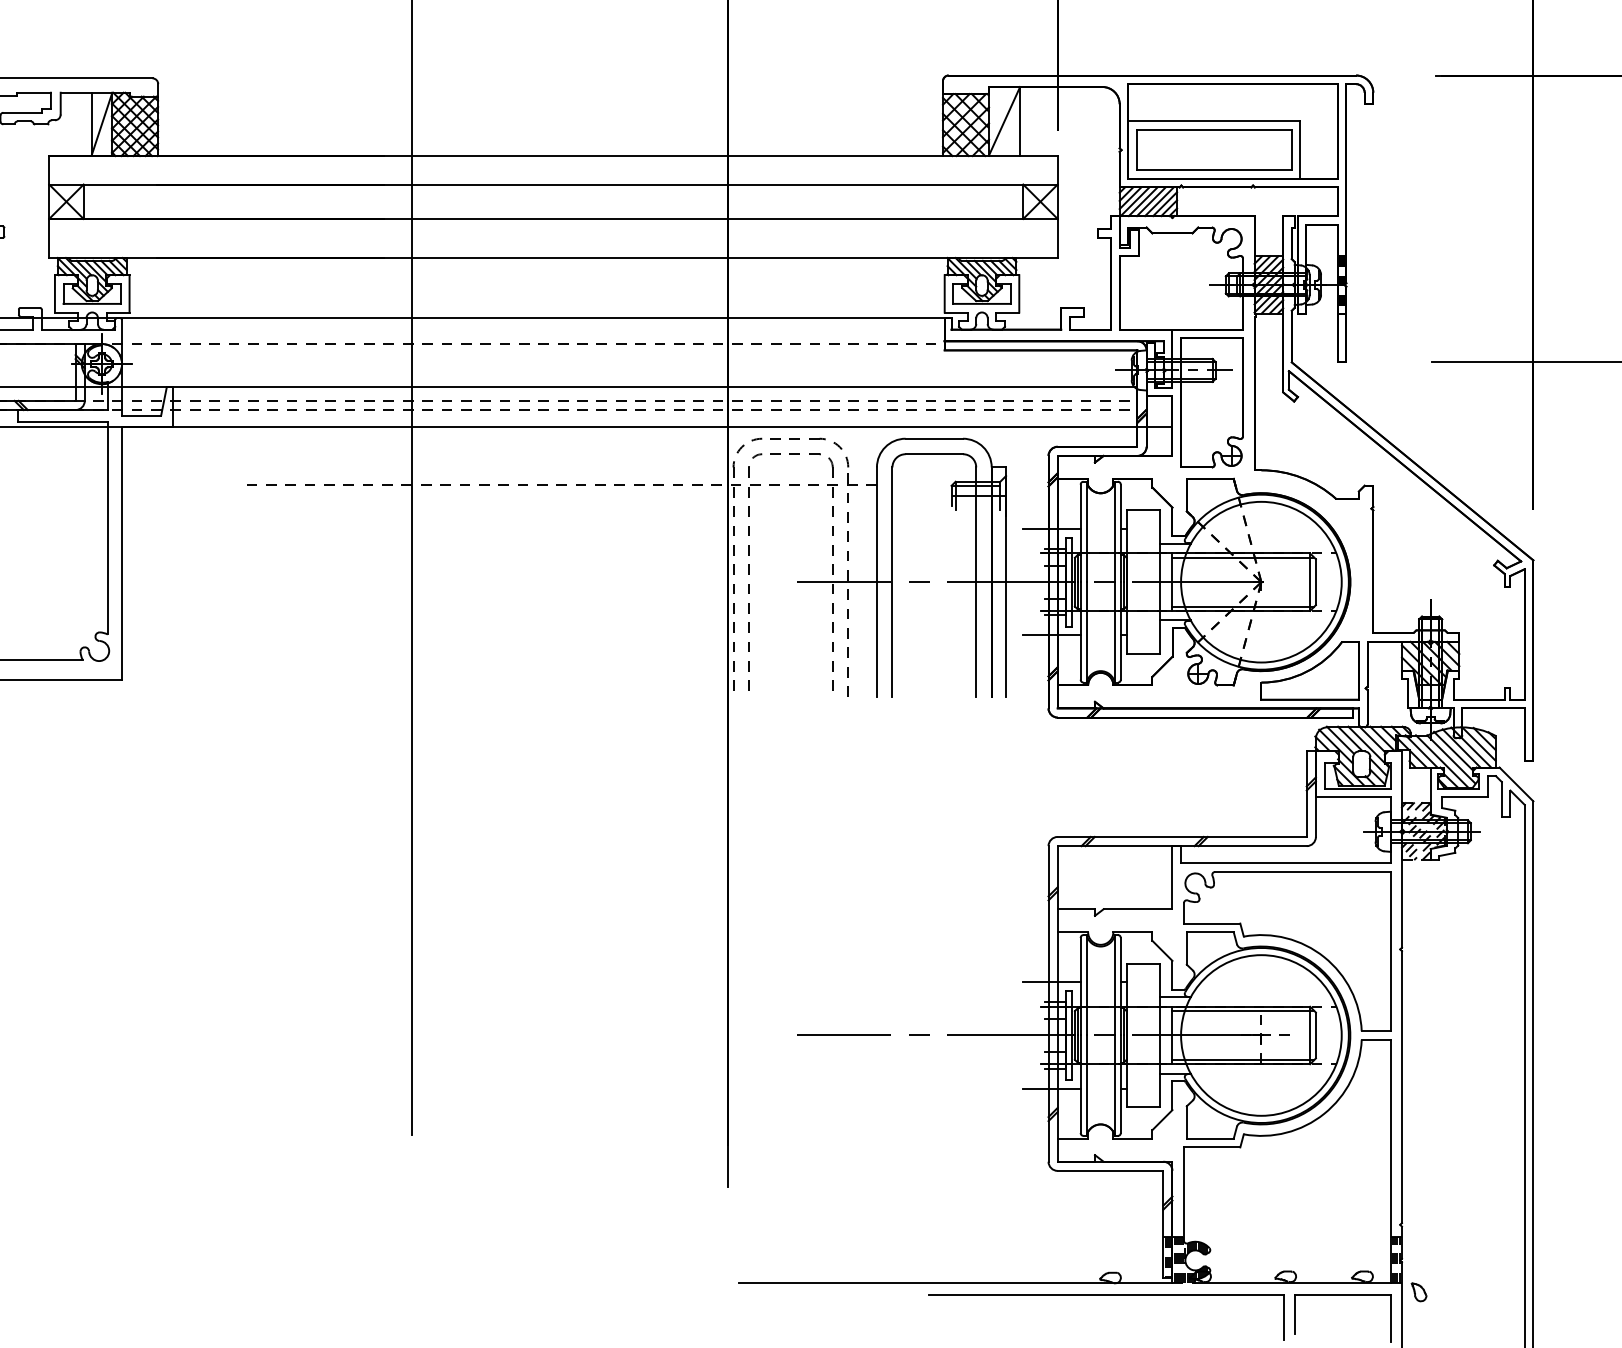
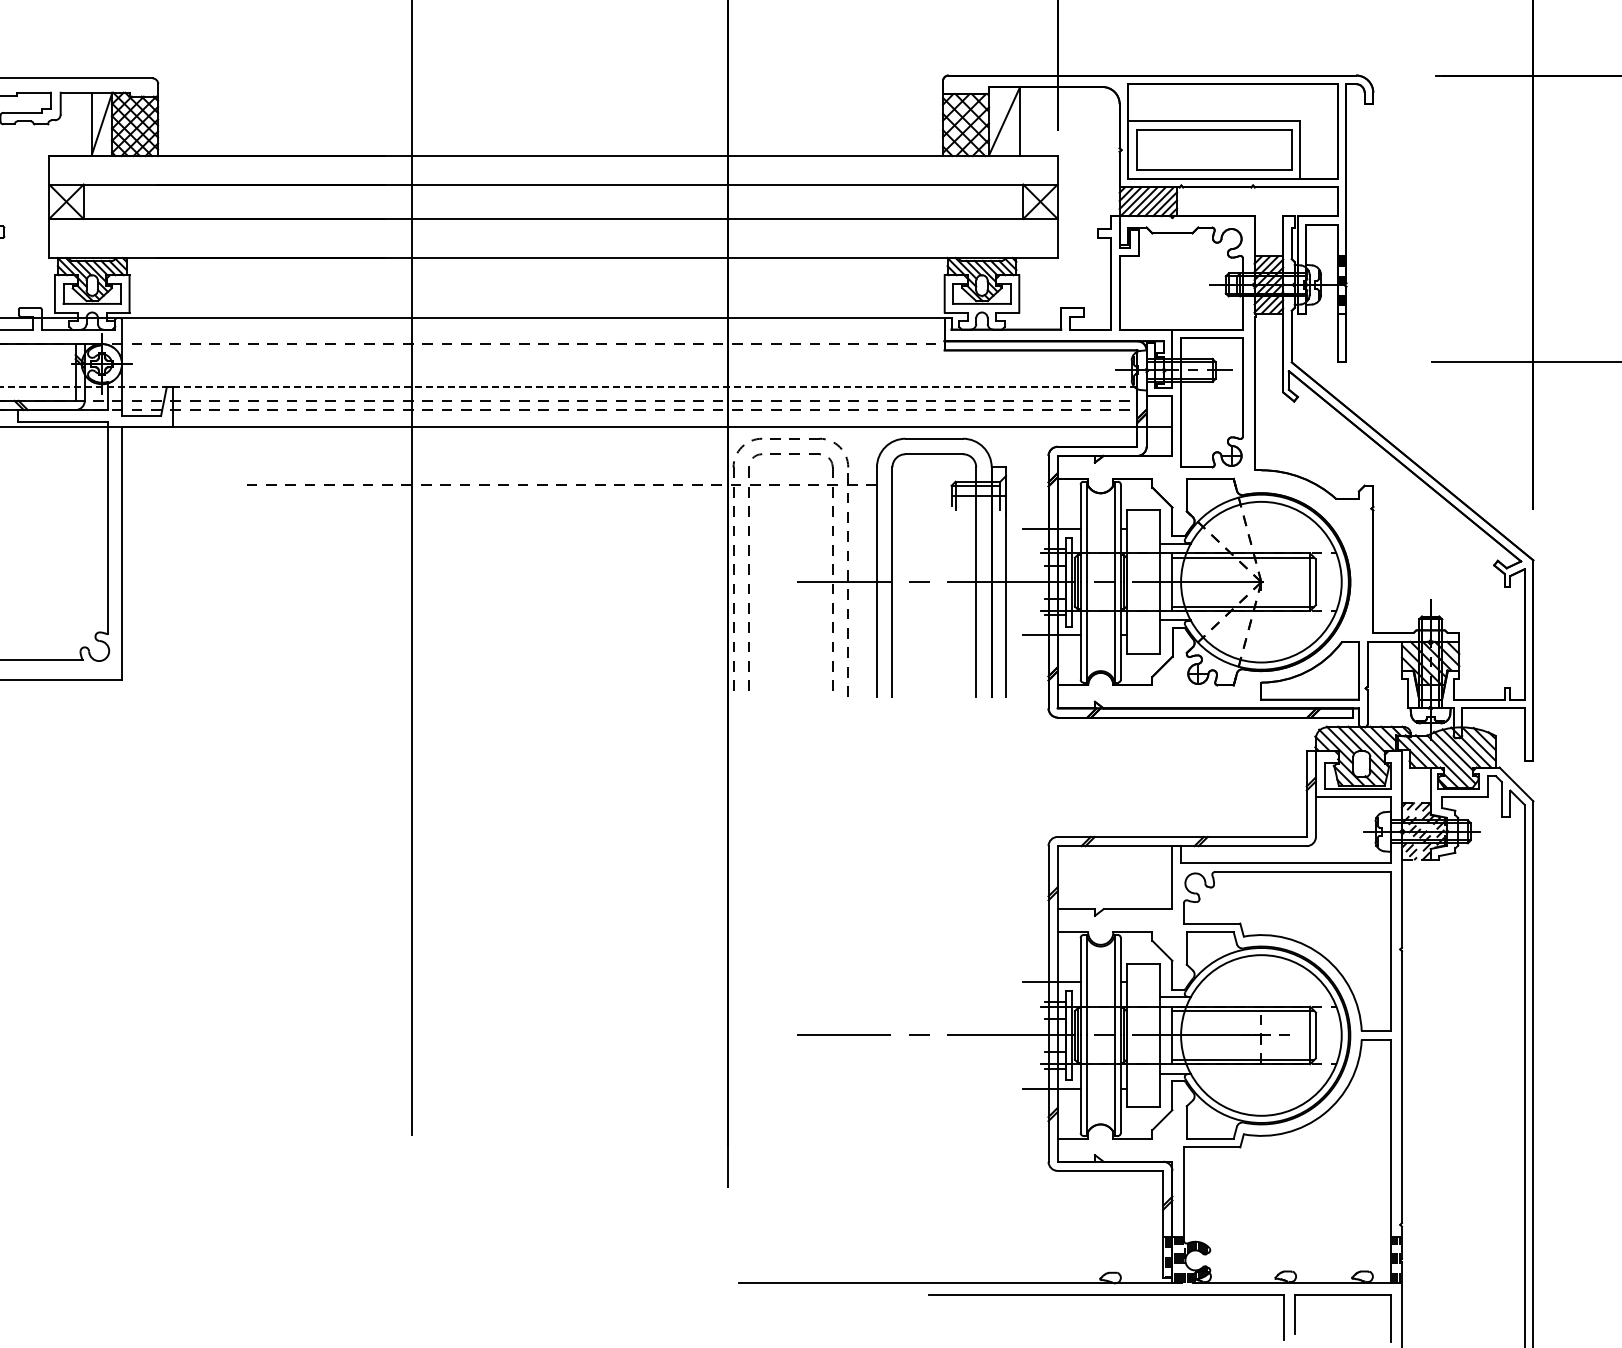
line: solid -> dashed (569, 387)
part: present -> none (1418, 1292)
